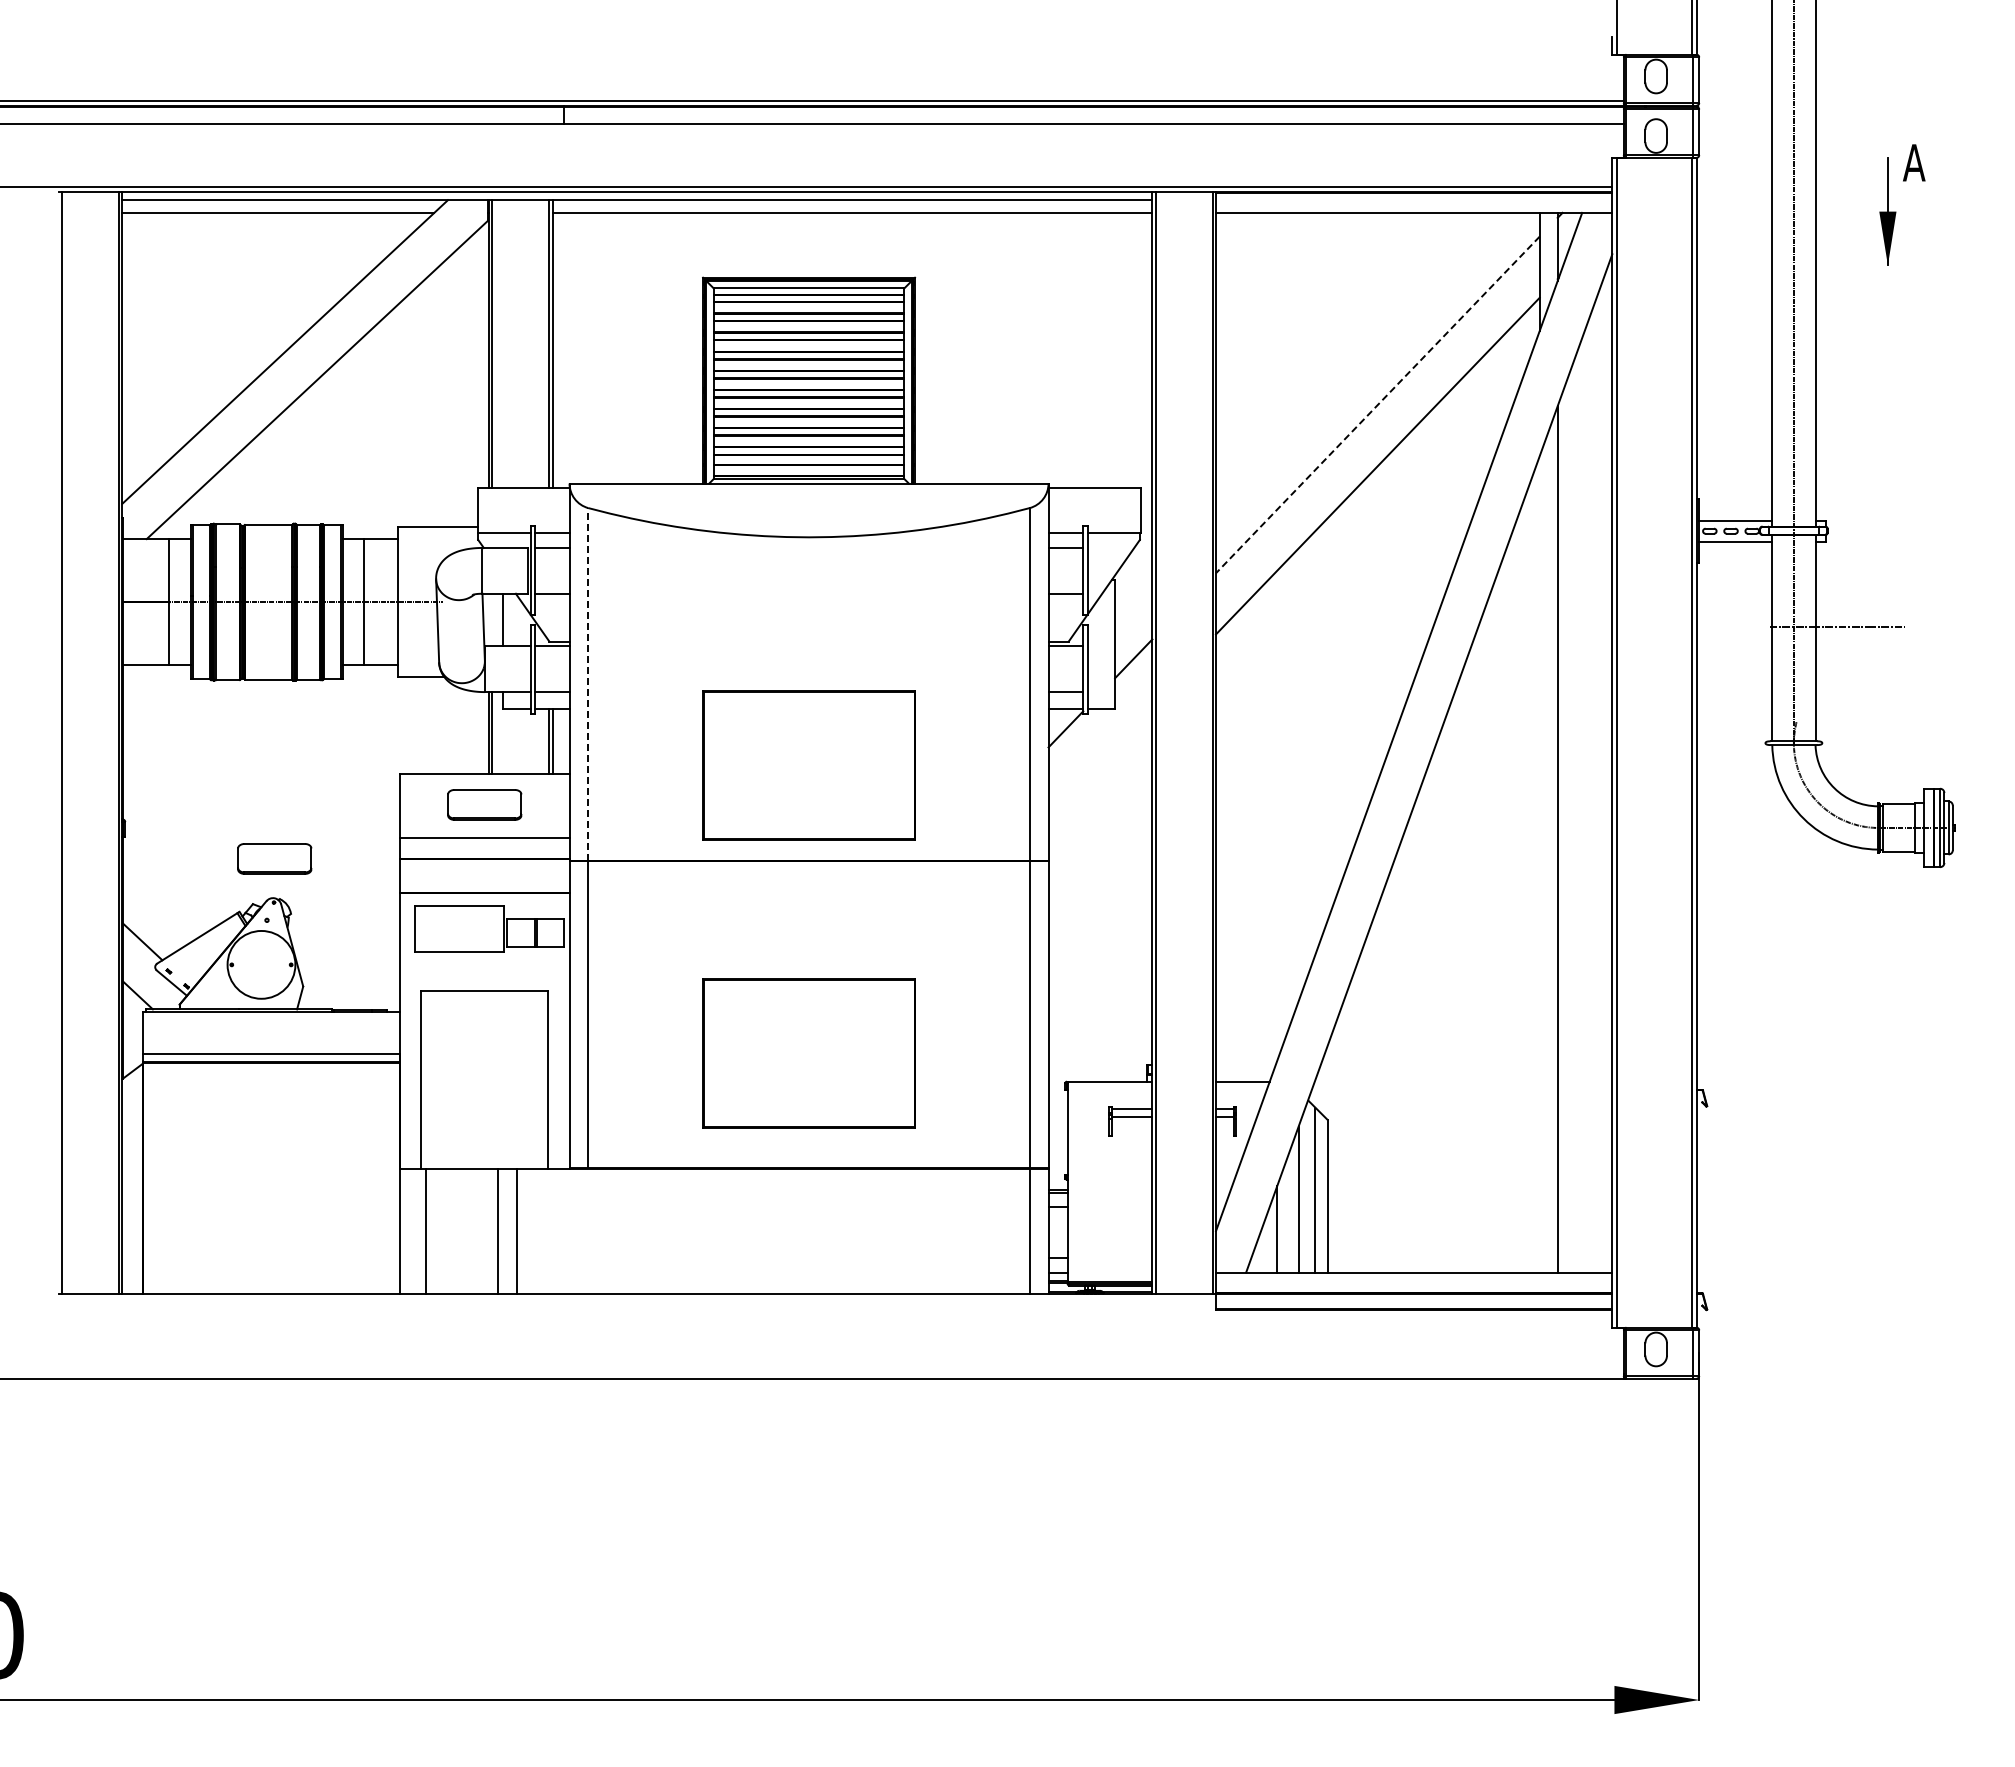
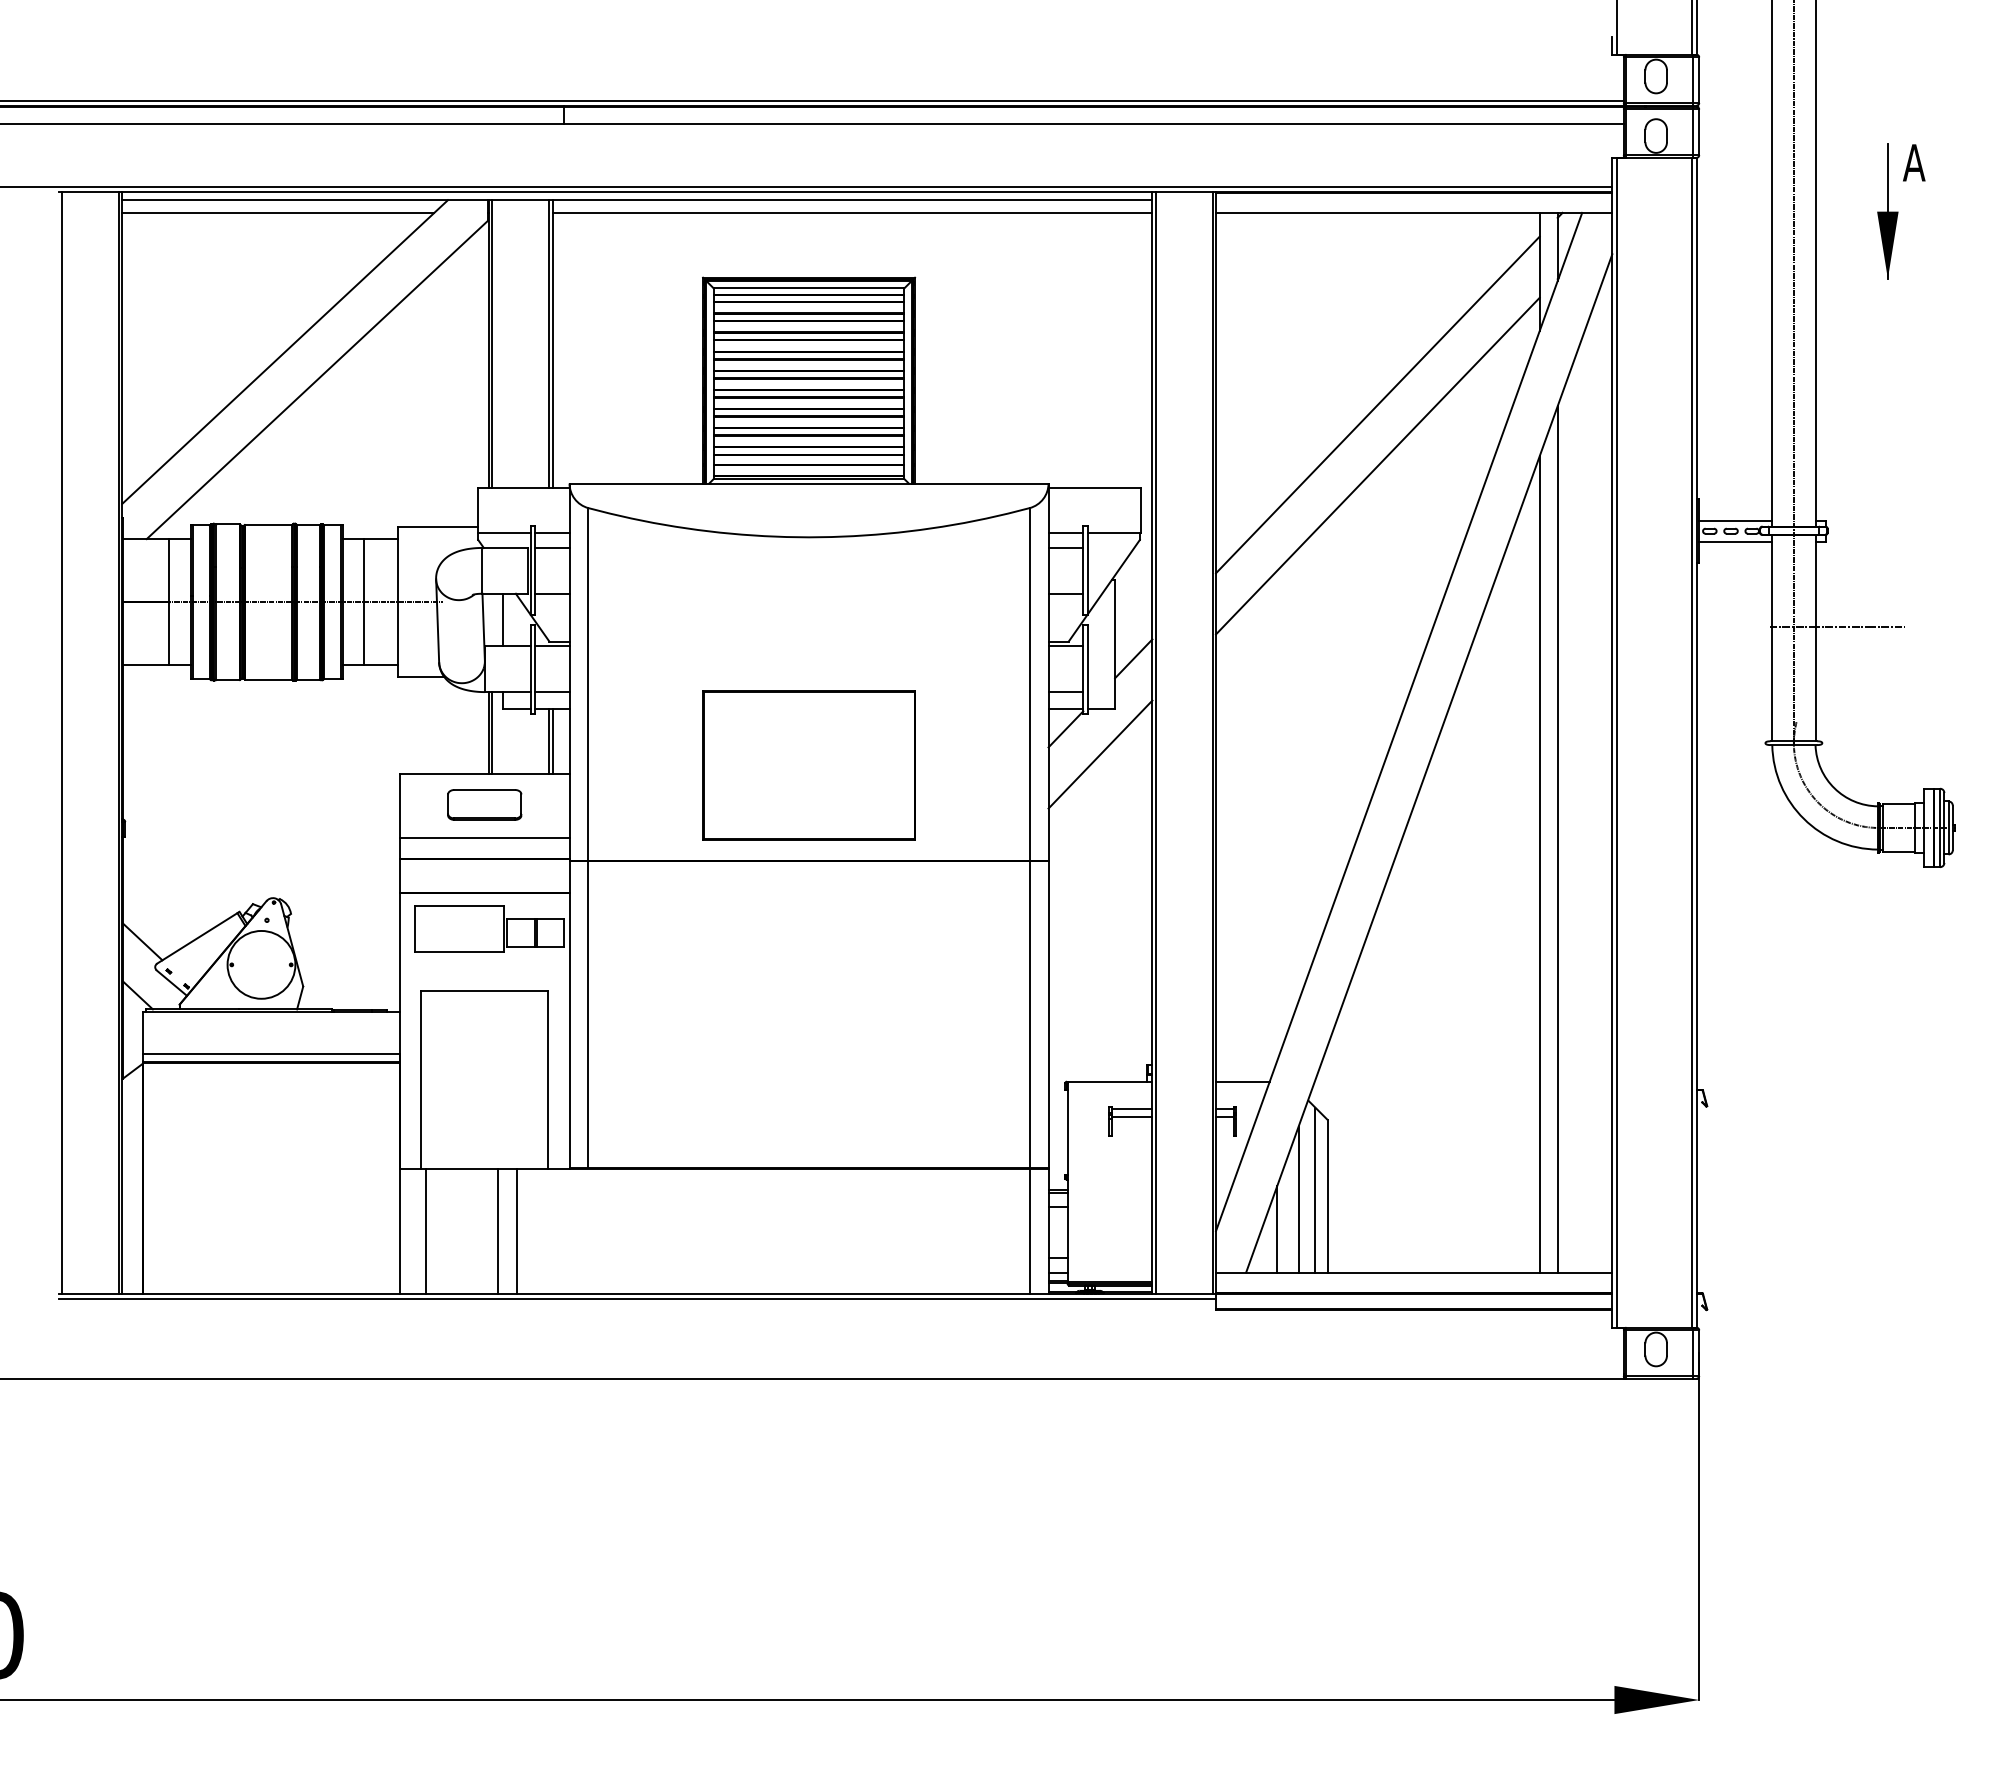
part size: 18x109 px -> 22x137 px (1887, 211)
line: dashed -> solid (1377, 404)
line: dashed -> solid (588, 683)
line: none -> present (1100, 754)
part: present -> none (274, 858)
line: none -> present (1539, 864)
part: present -> none (808, 1053)
line: none -> present (636, 1298)
